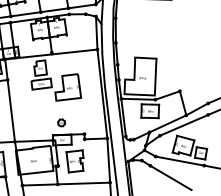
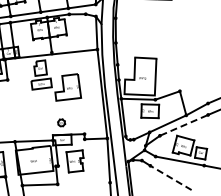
line: present -> none (10, 110)
line: solid -> dashed (183, 125)
line: solid -> dashed (170, 177)
line: present -> none (83, 183)
